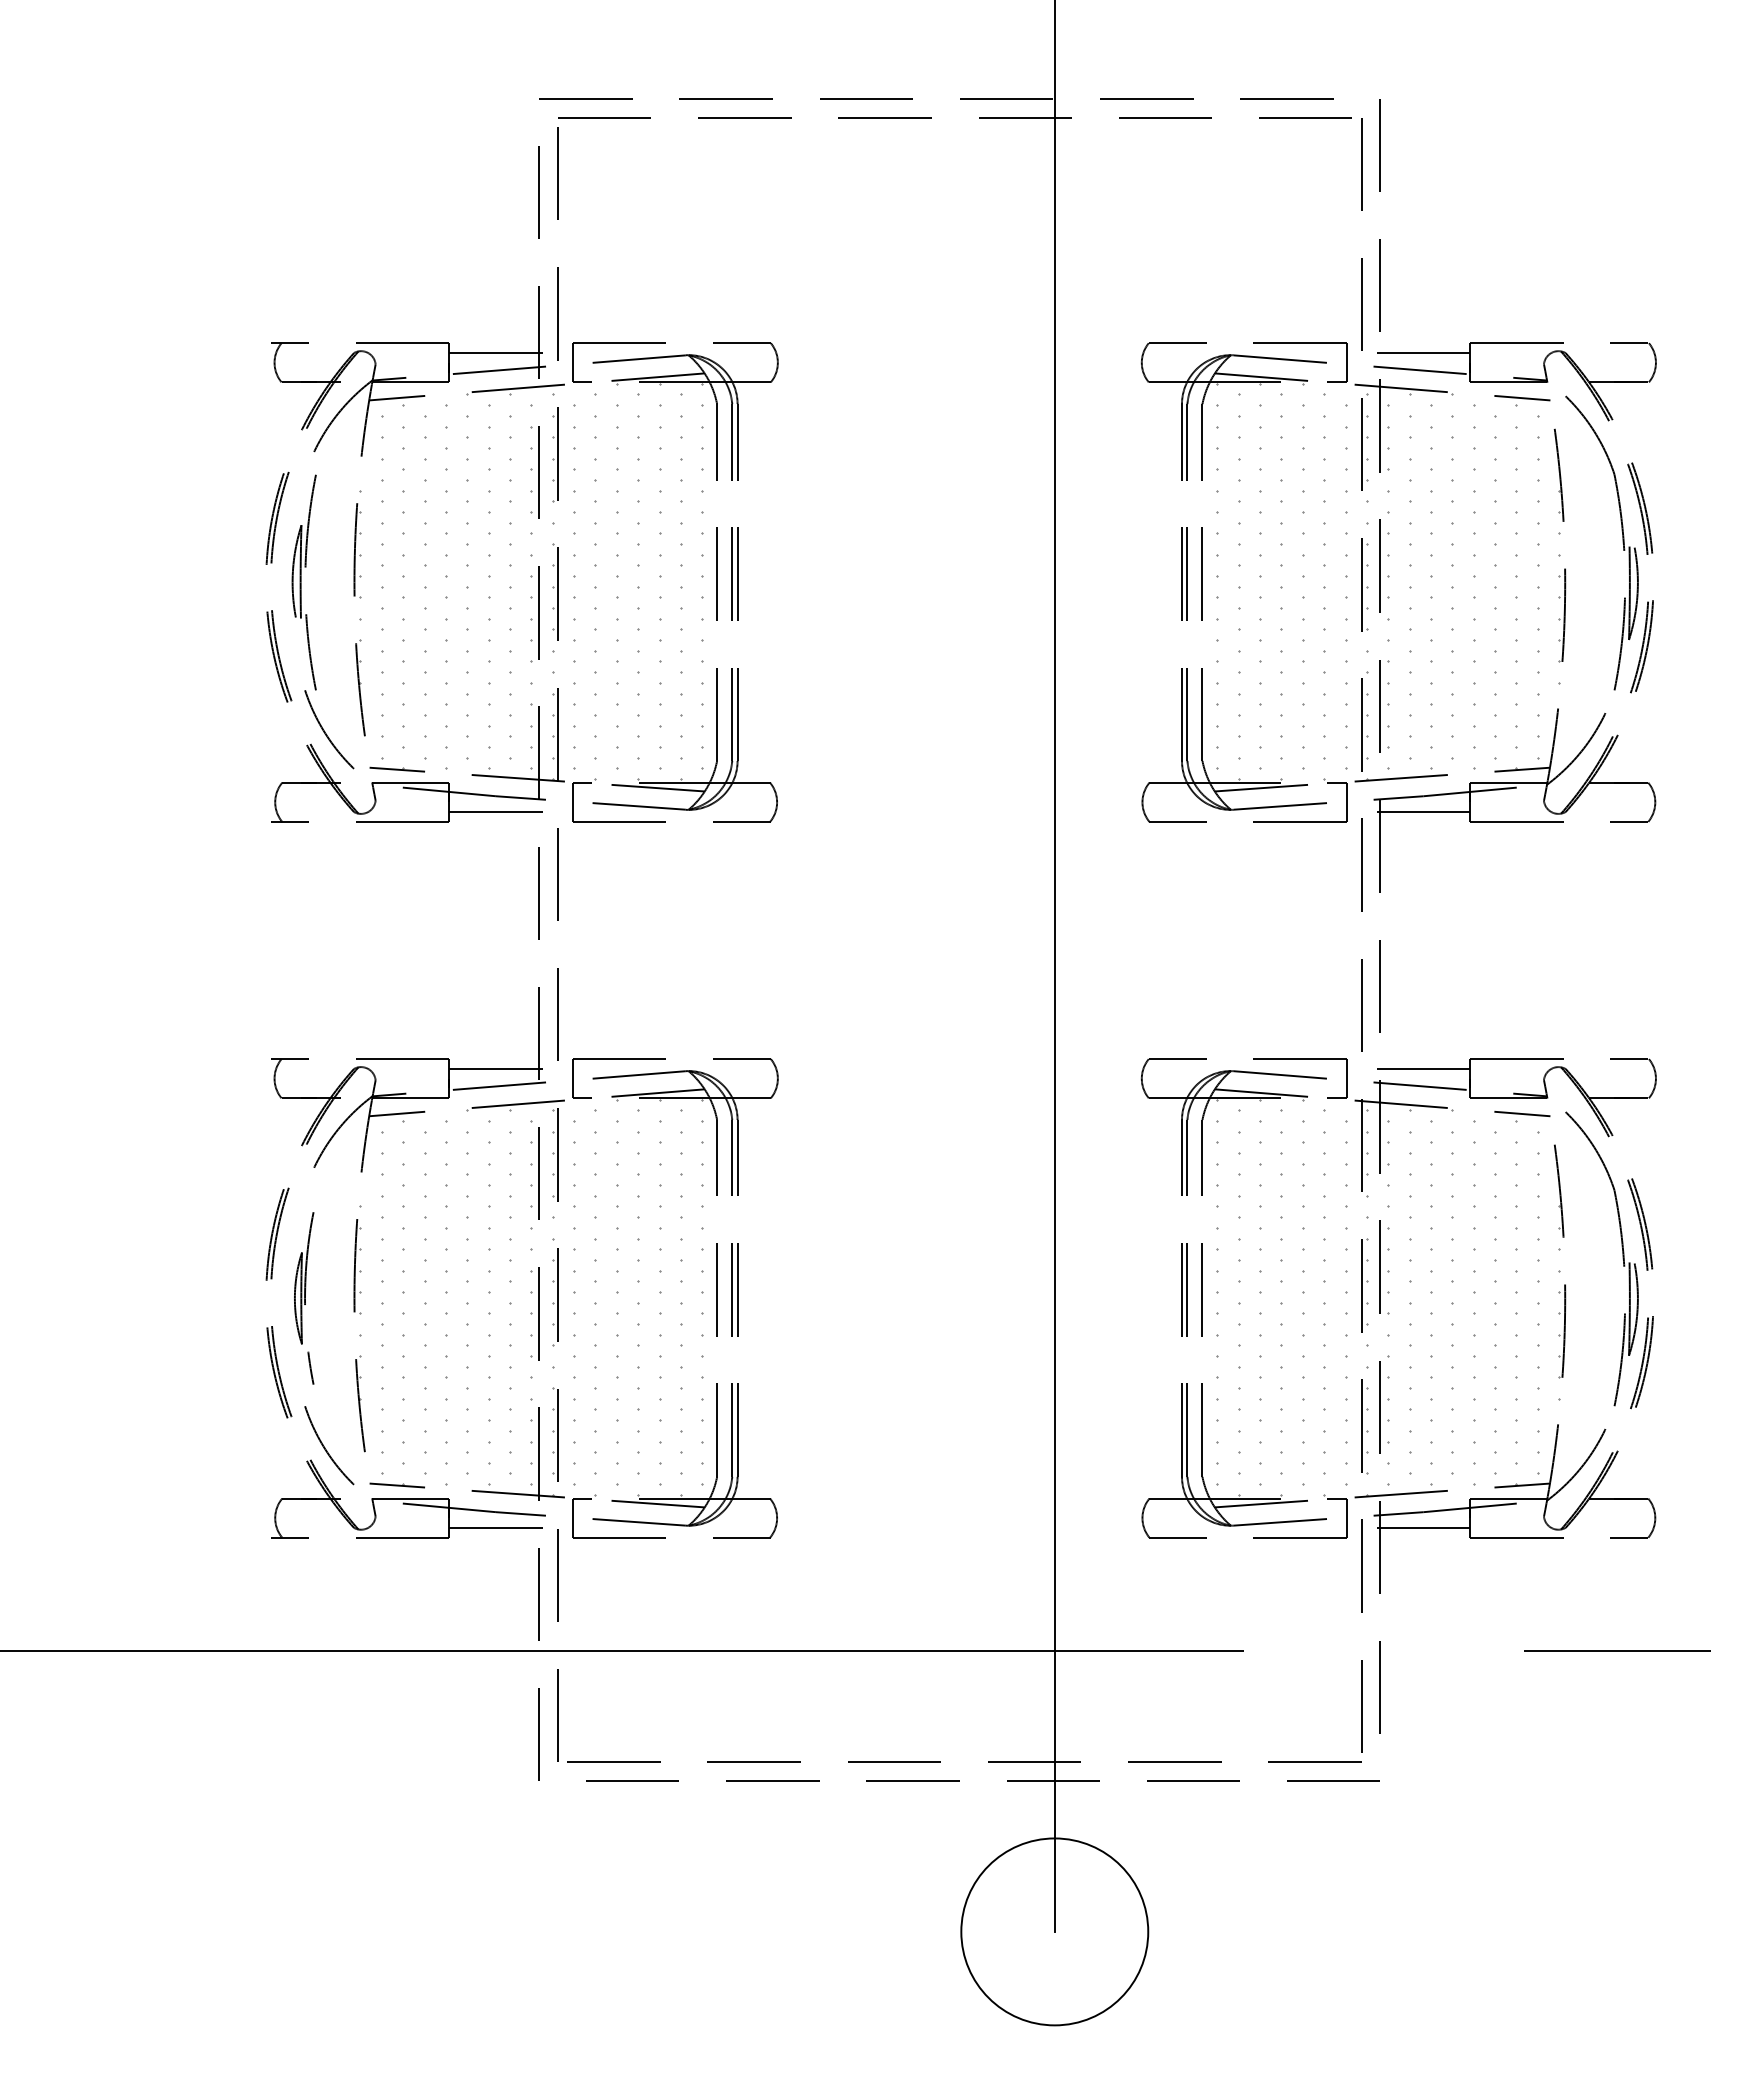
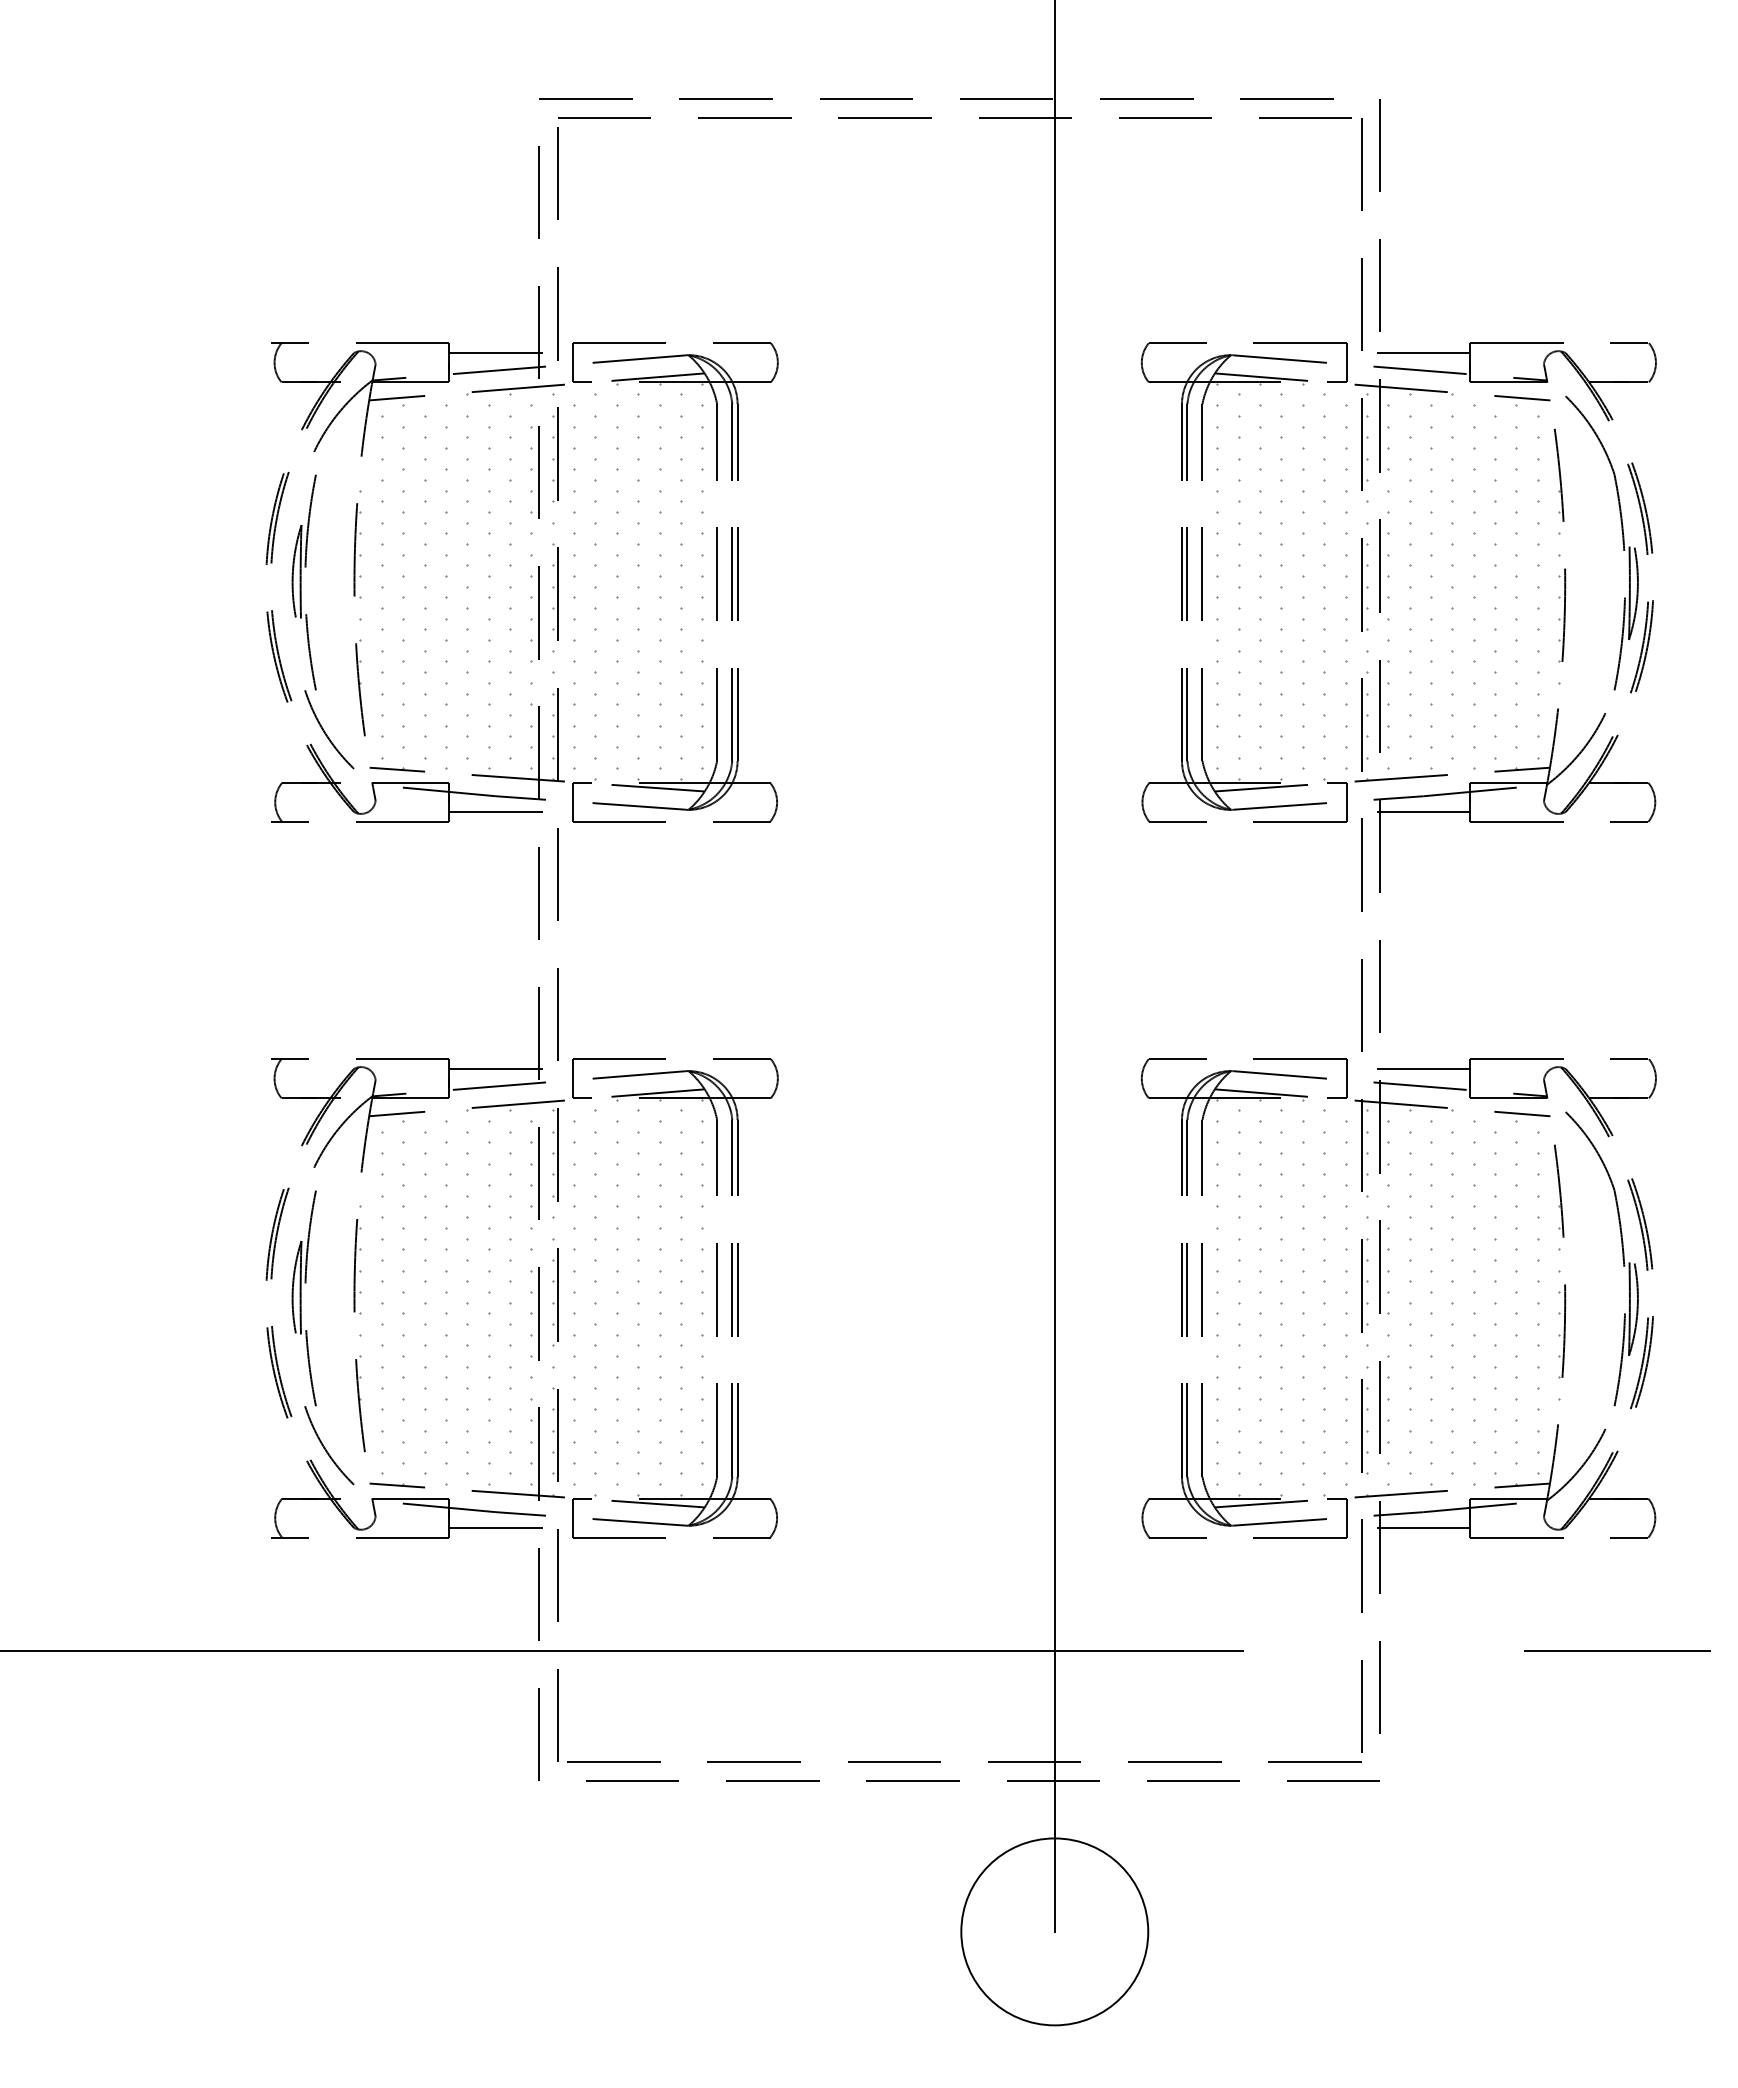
part size: 21x173 px -> 26x217 px (303, 1298)
